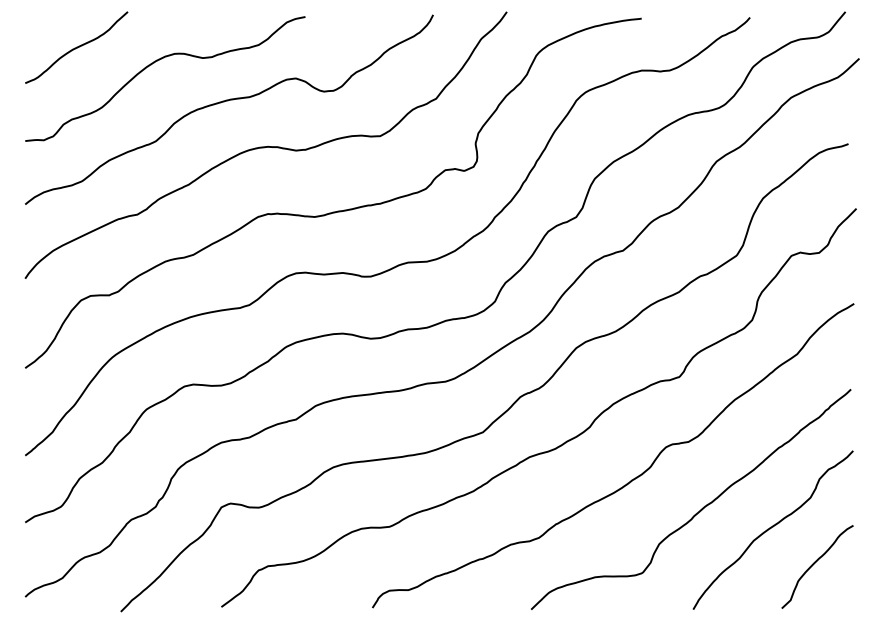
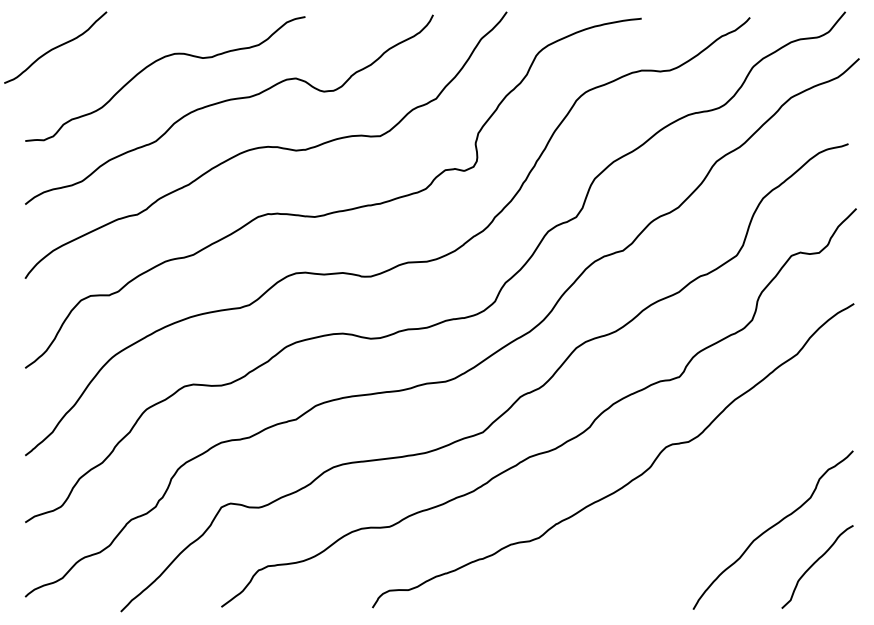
curve position: (76, 47) -> (55, 47) (55, 47)
curve: present -> none (701, 508)
